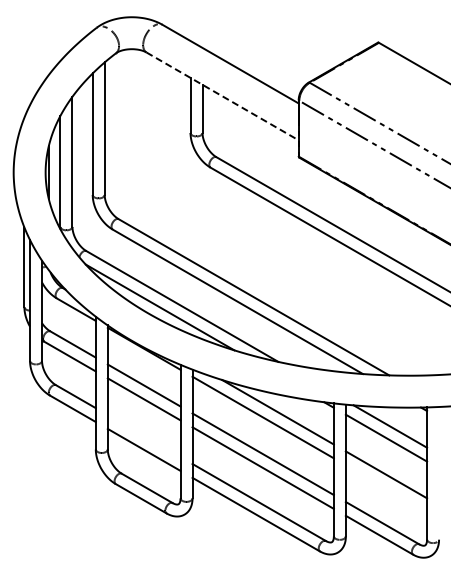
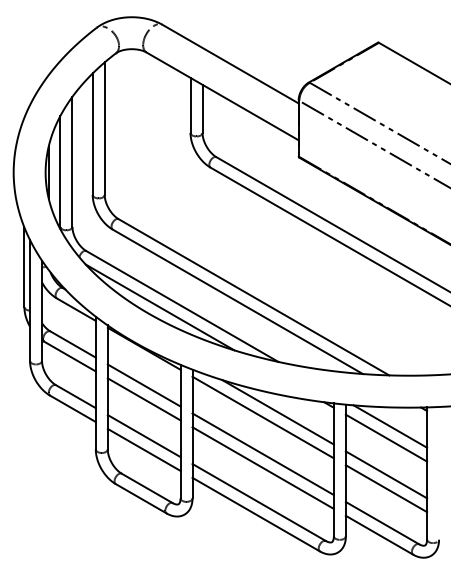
line: dashed -> solid (222, 96)
line: none -> present (143, 436)
line: none -> present (386, 488)
